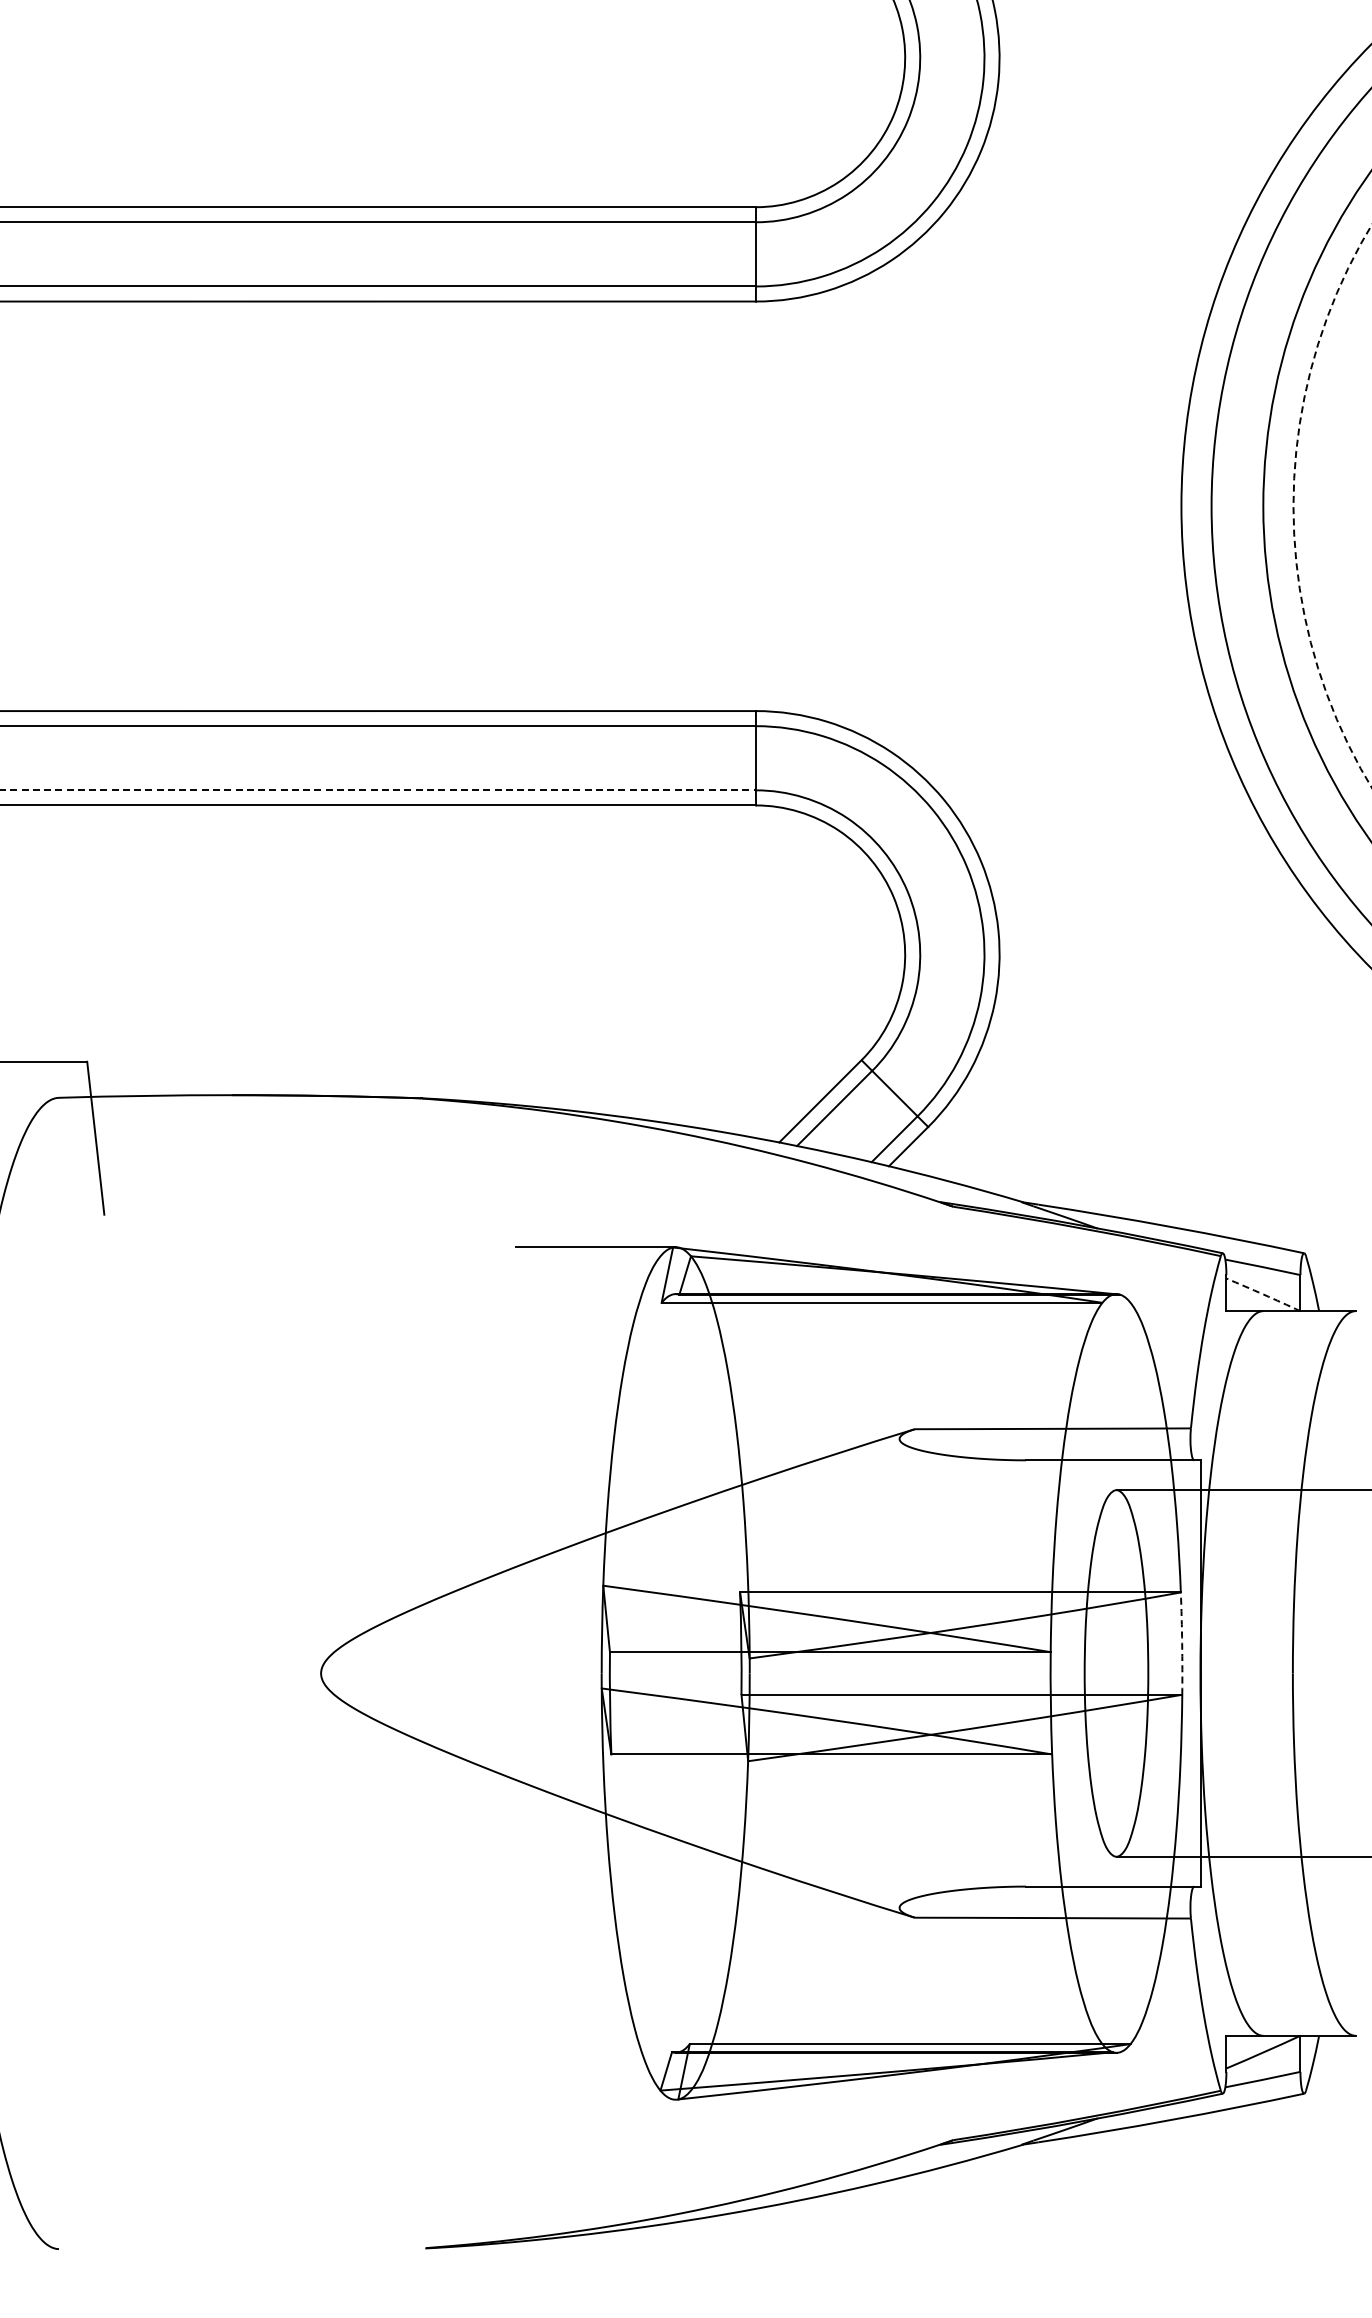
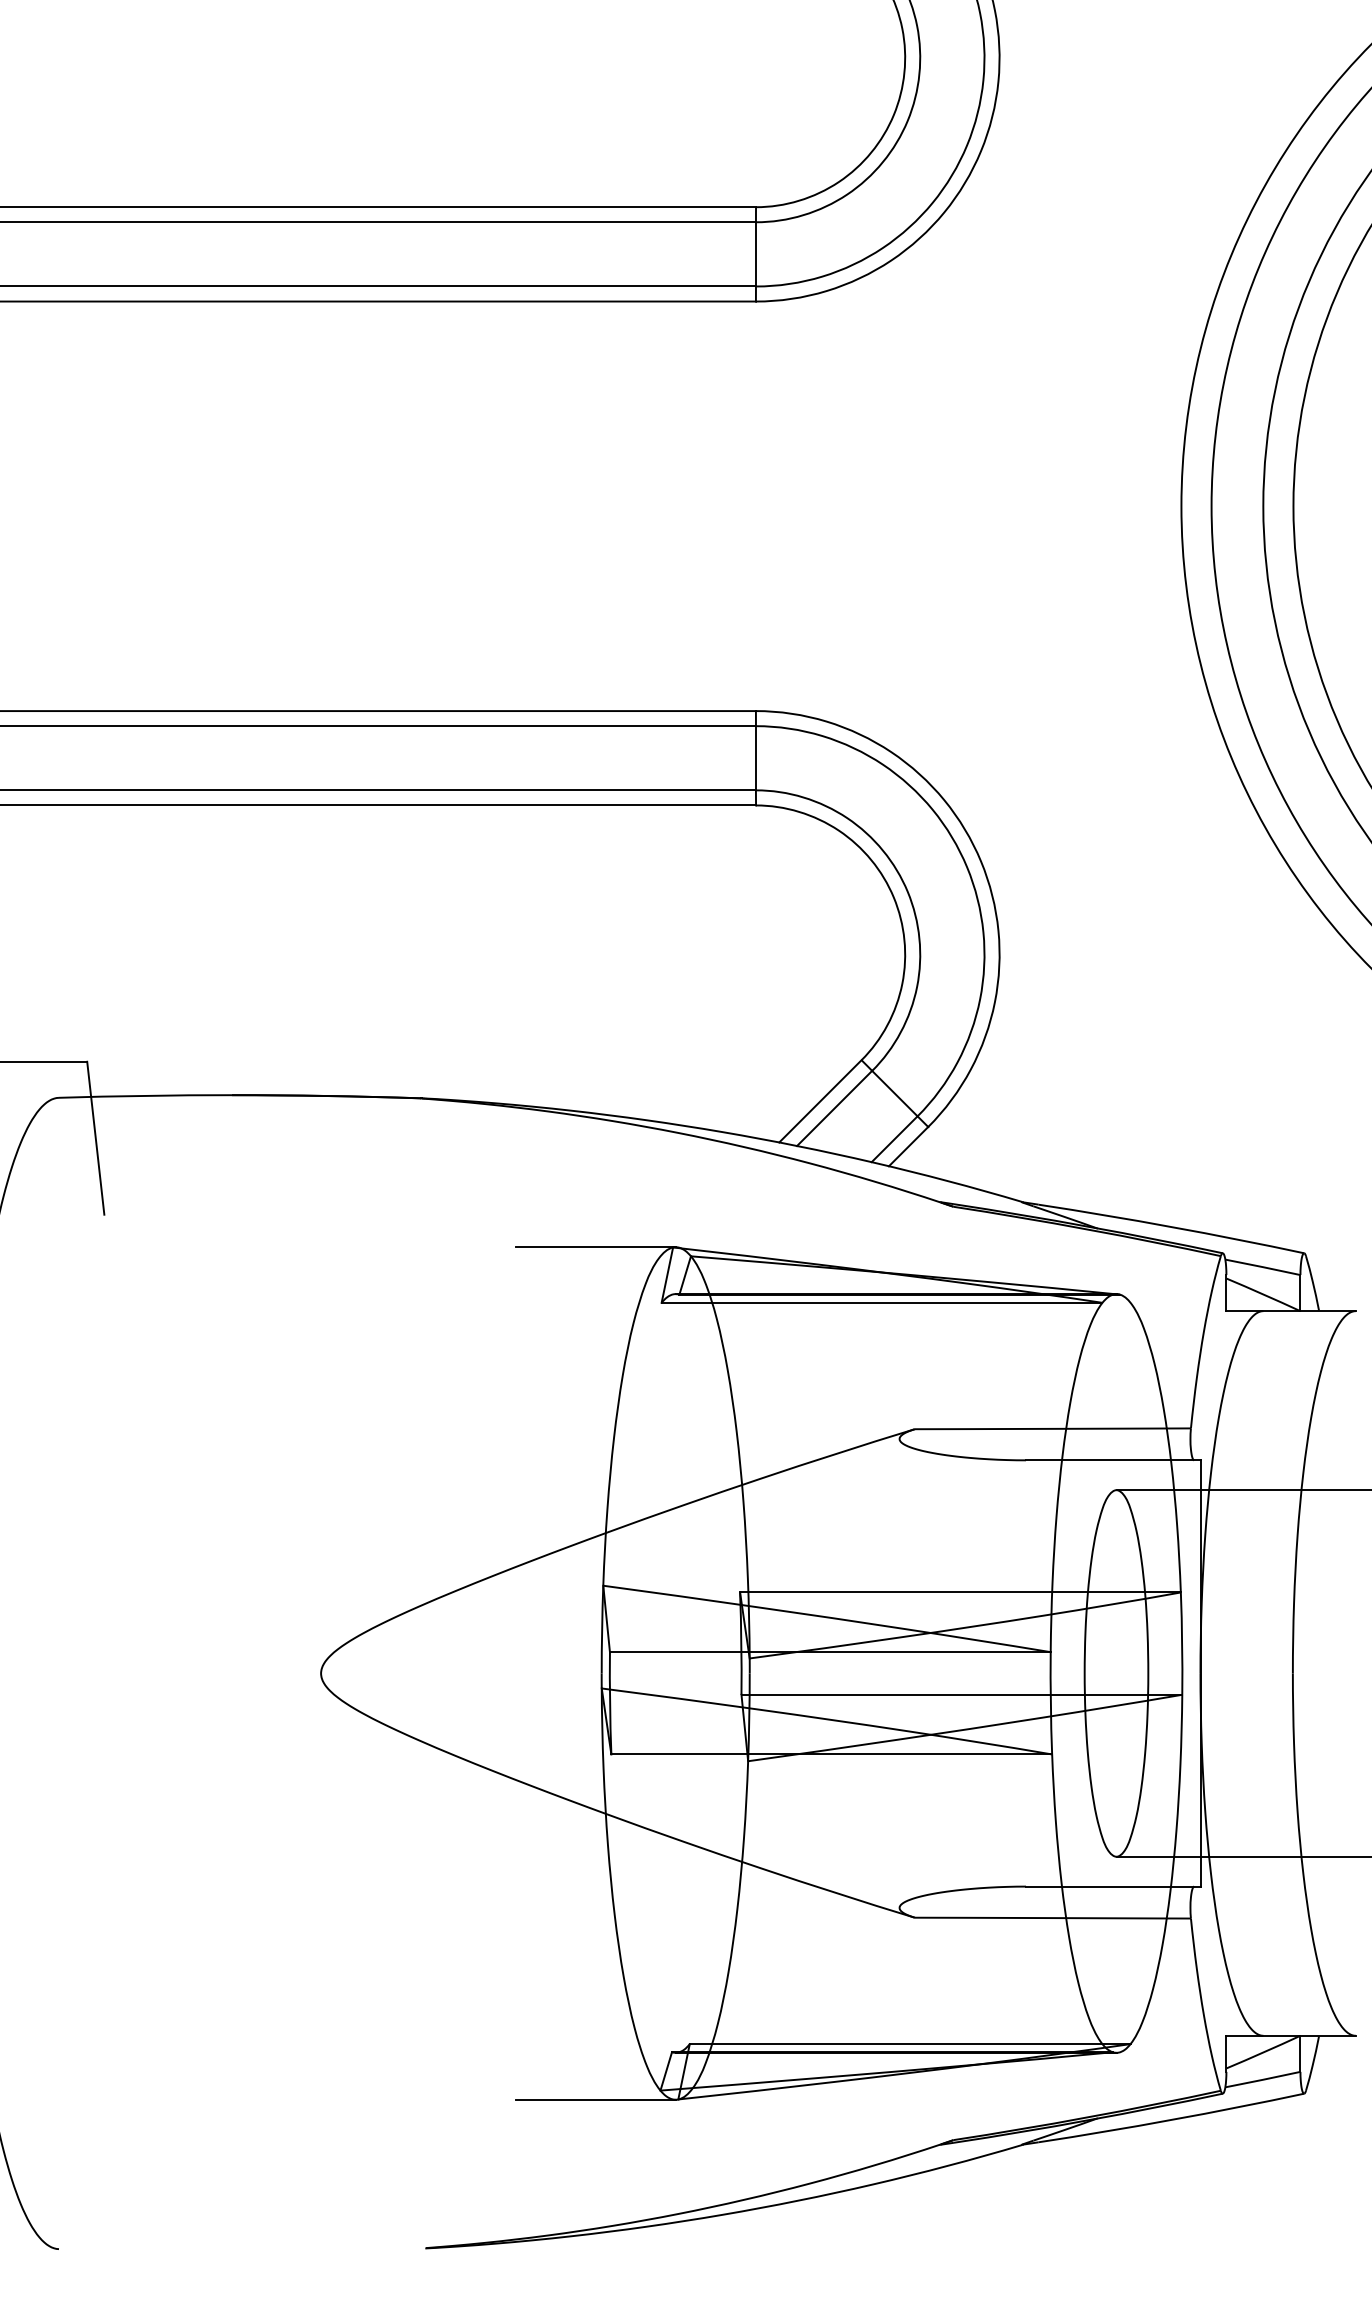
arc: dashed -> solid (1293, 506)
line: dashed -> solid (378, 790)
arc: dashed -> solid (1263, 1294)
arc: dashed -> solid (1182, 1643)
line: none -> present (595, 2099)
